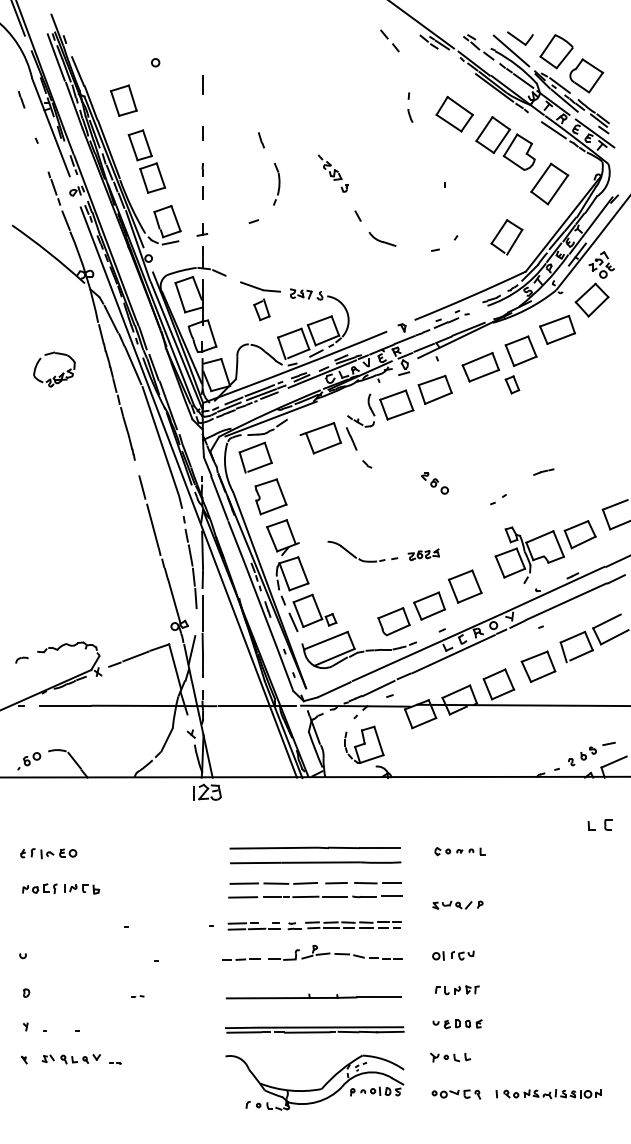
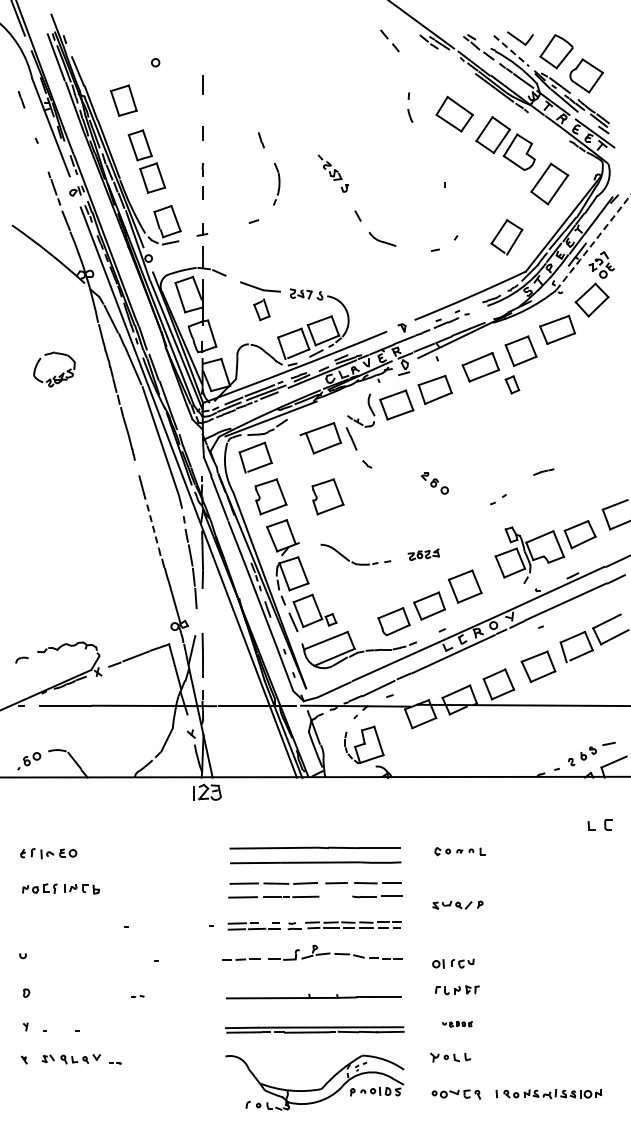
line: solid -> dashed (511, 51)
line: present -> none (553, 130)
arc: solid -> dashed (594, 241)
part: none -> present (327, 496)
line: solid -> dashed (153, 526)
part position: (360, 558) -> (353, 561) (353, 561)
line: present -> none (202, 612)
line: present -> none (334, 896)
part position: (453, 955) -> (453, 963) (453, 963)
part size: 51x11 px -> 31x7 px (457, 1024)
